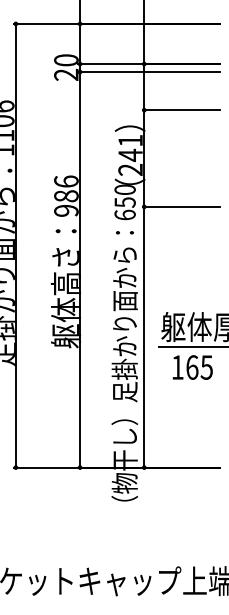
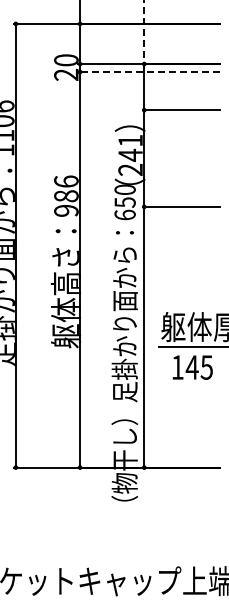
line: solid -> dashed (144, 32)
line: solid -> dashed (149, 72)
text: 165 -> 145 (191, 367)
